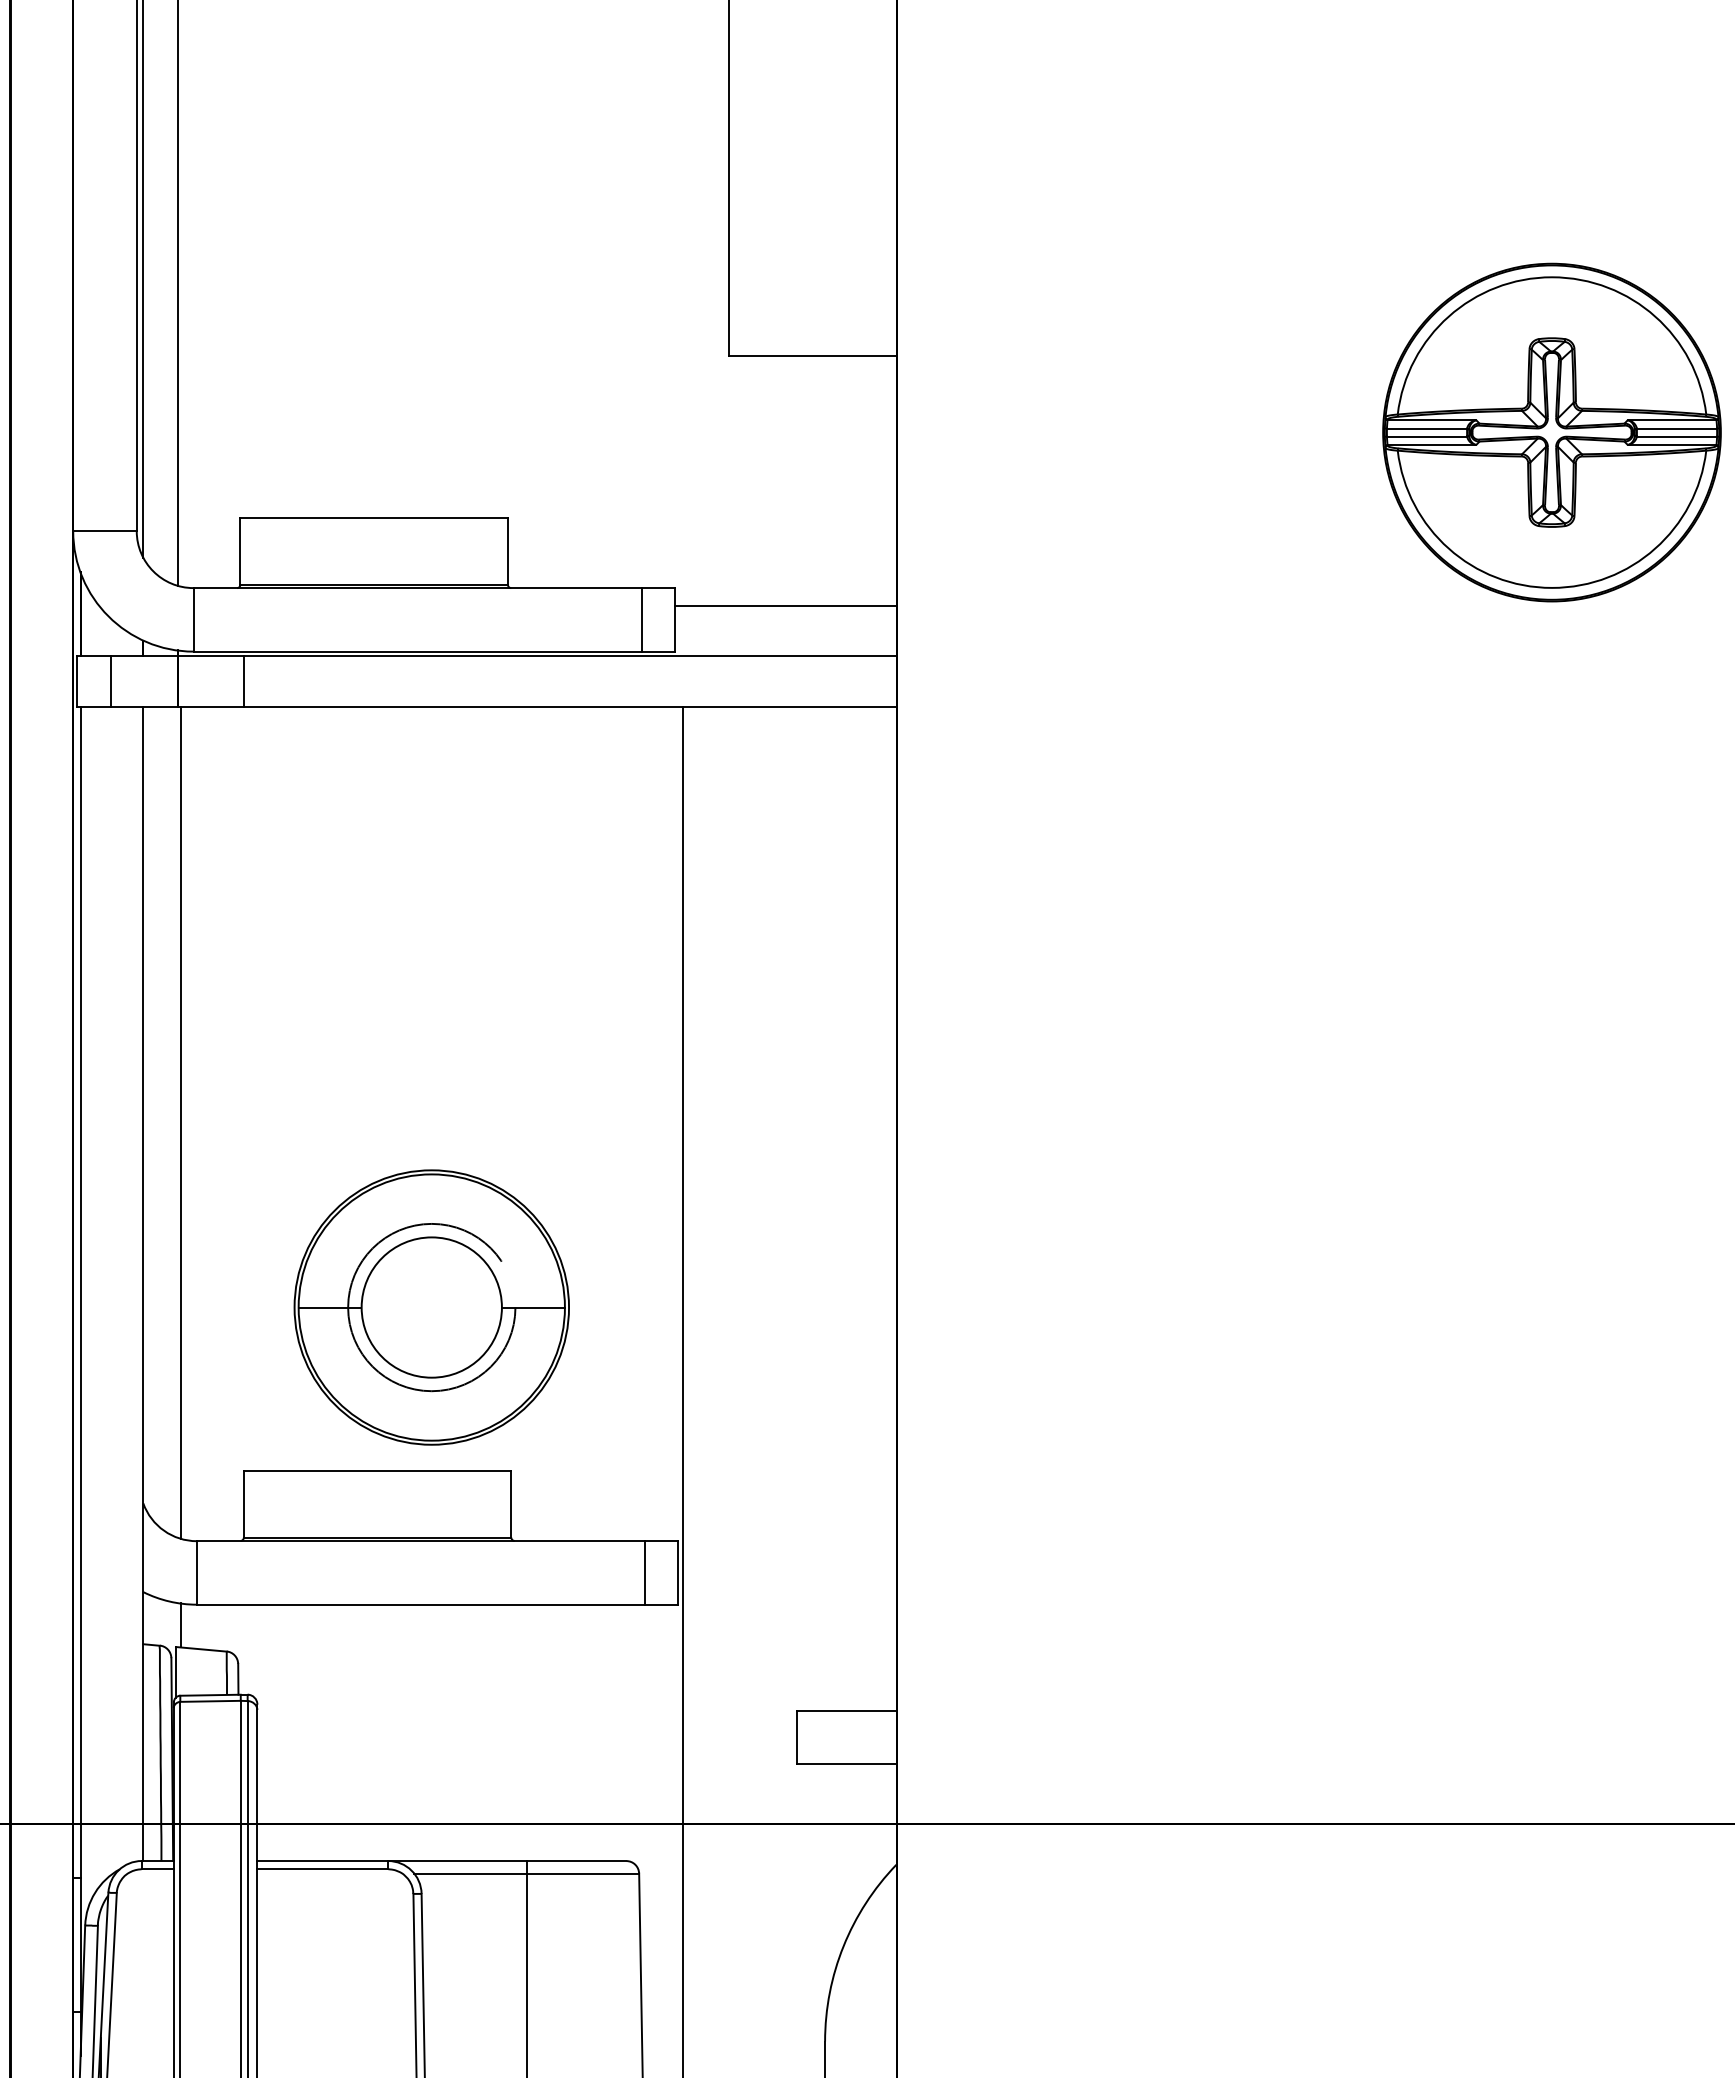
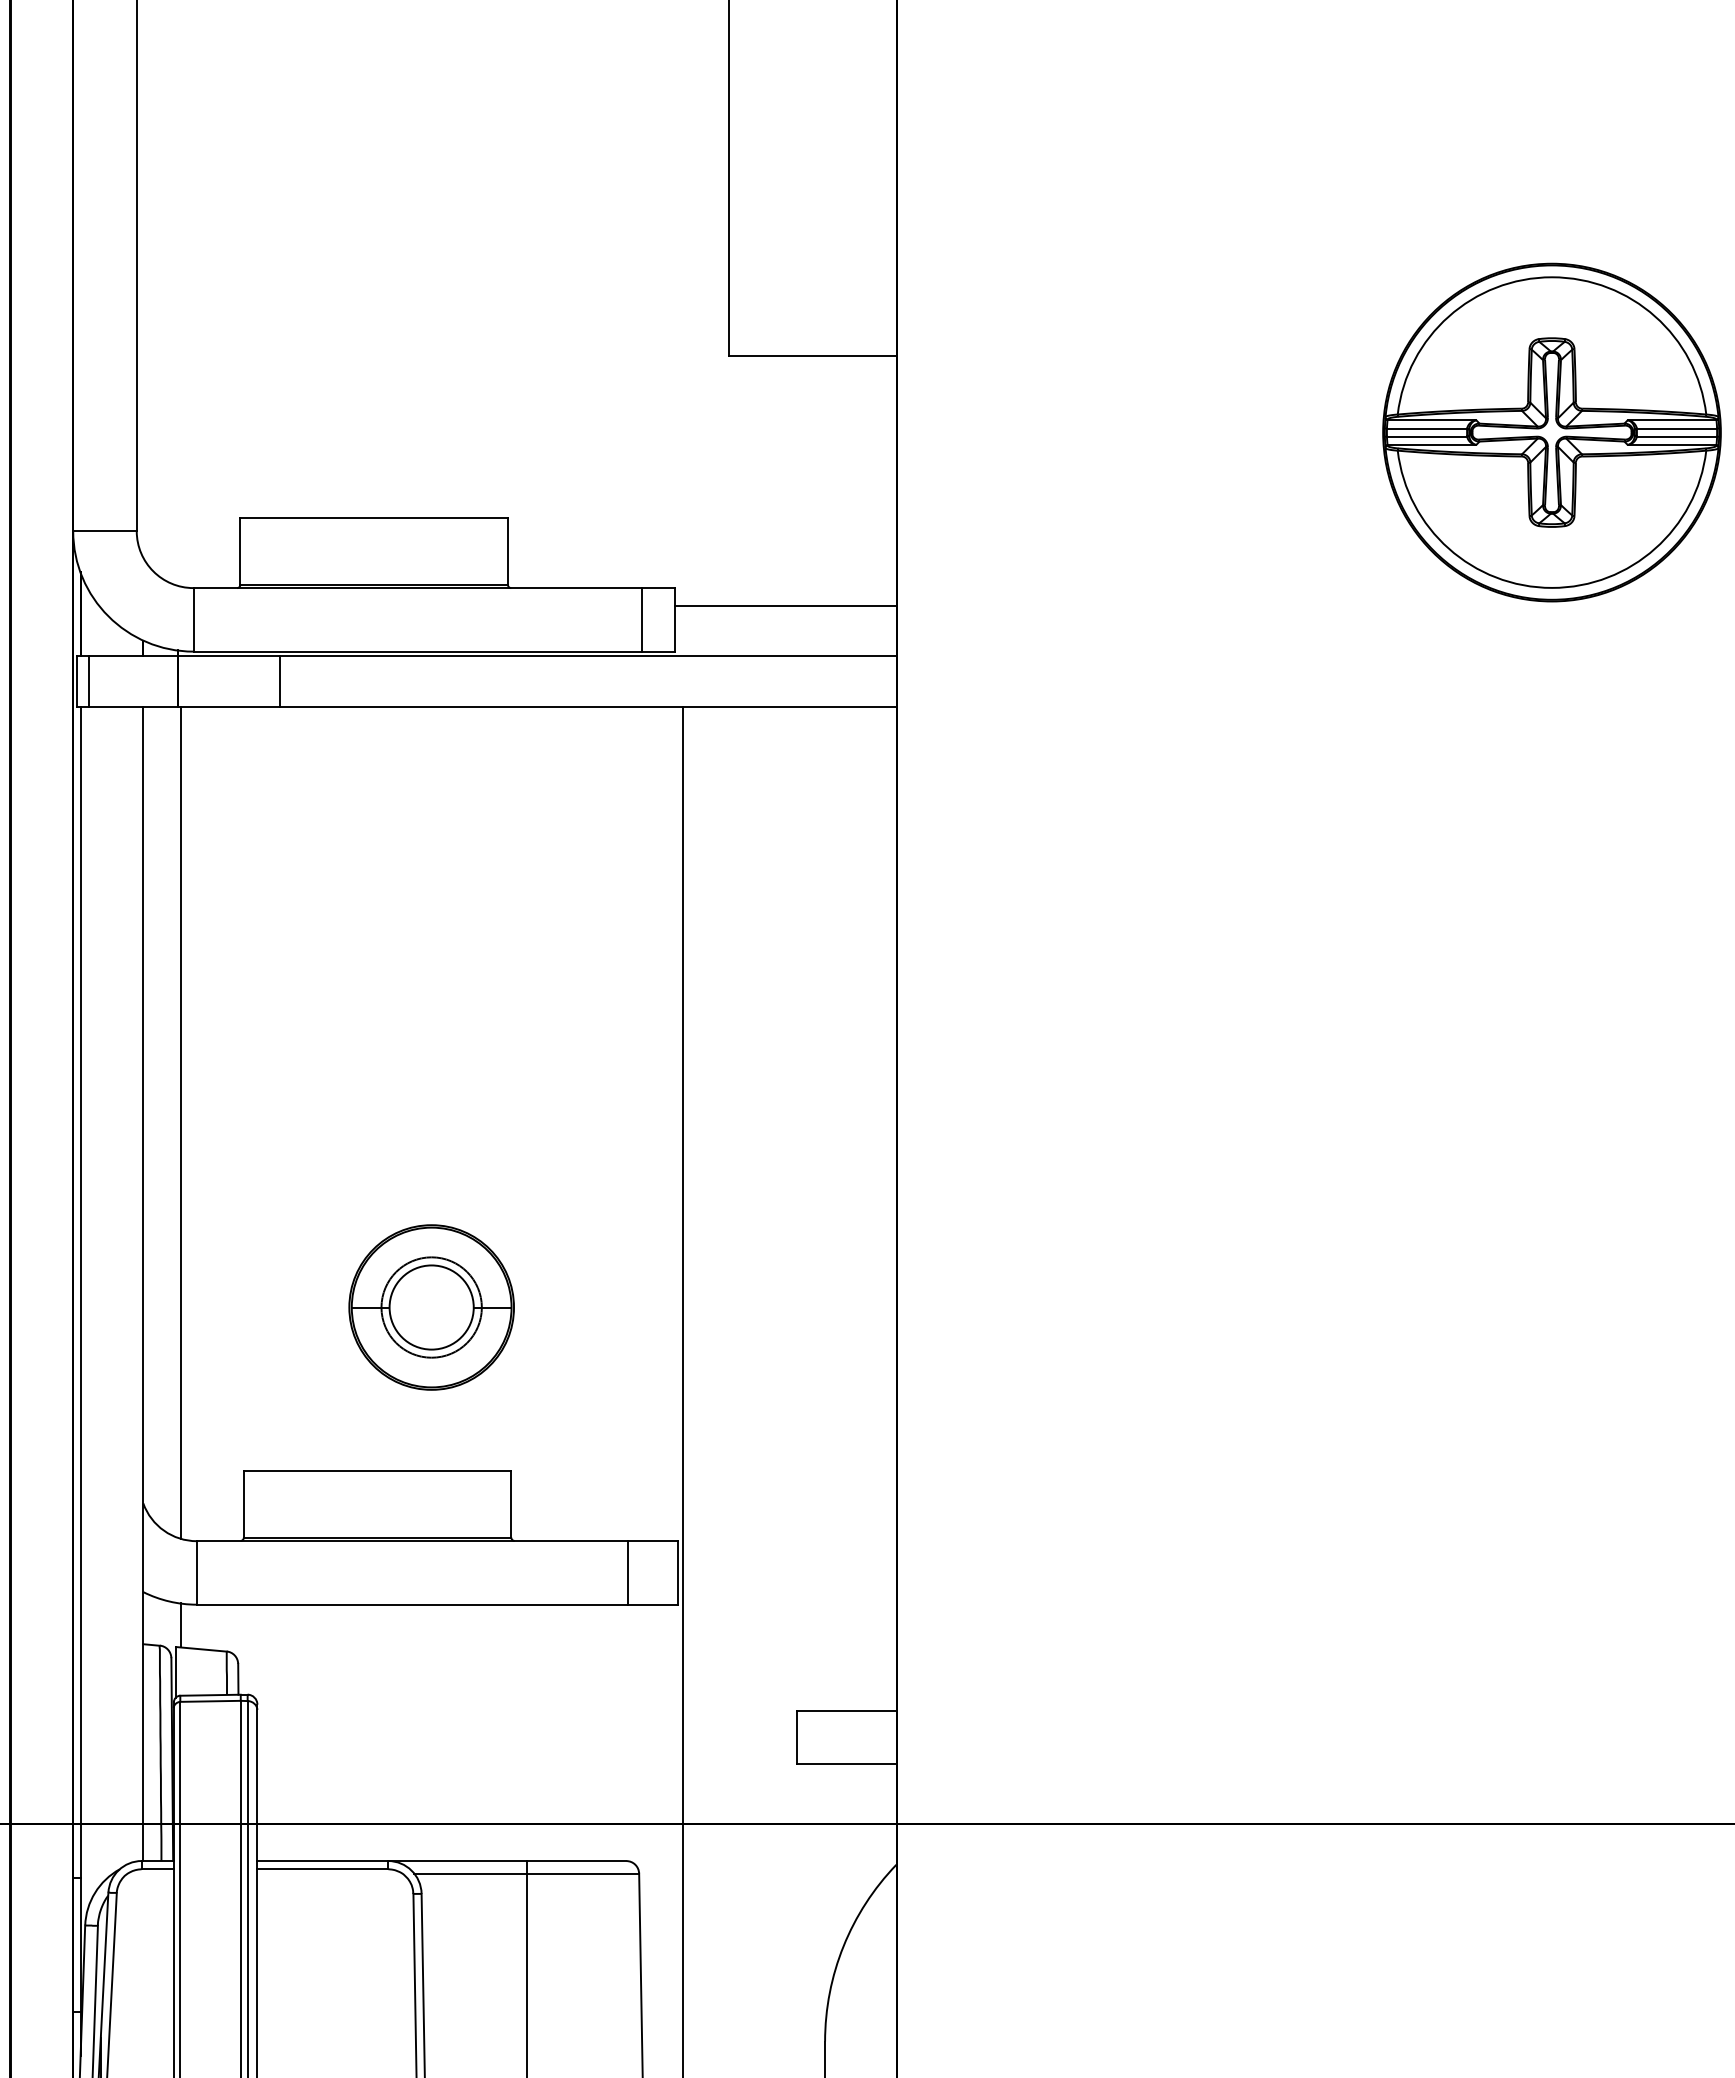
line: present -> none (143, 279)
line: present -> none (177, 293)
line position: (110, 681) -> (88, 681) (88, 681)
line position: (244, 681) -> (280, 681) (280, 681)
part size: 277x277 px -> 167x167 px (431, 1307)
line position: (645, 1572) -> (628, 1572) (628, 1572)
